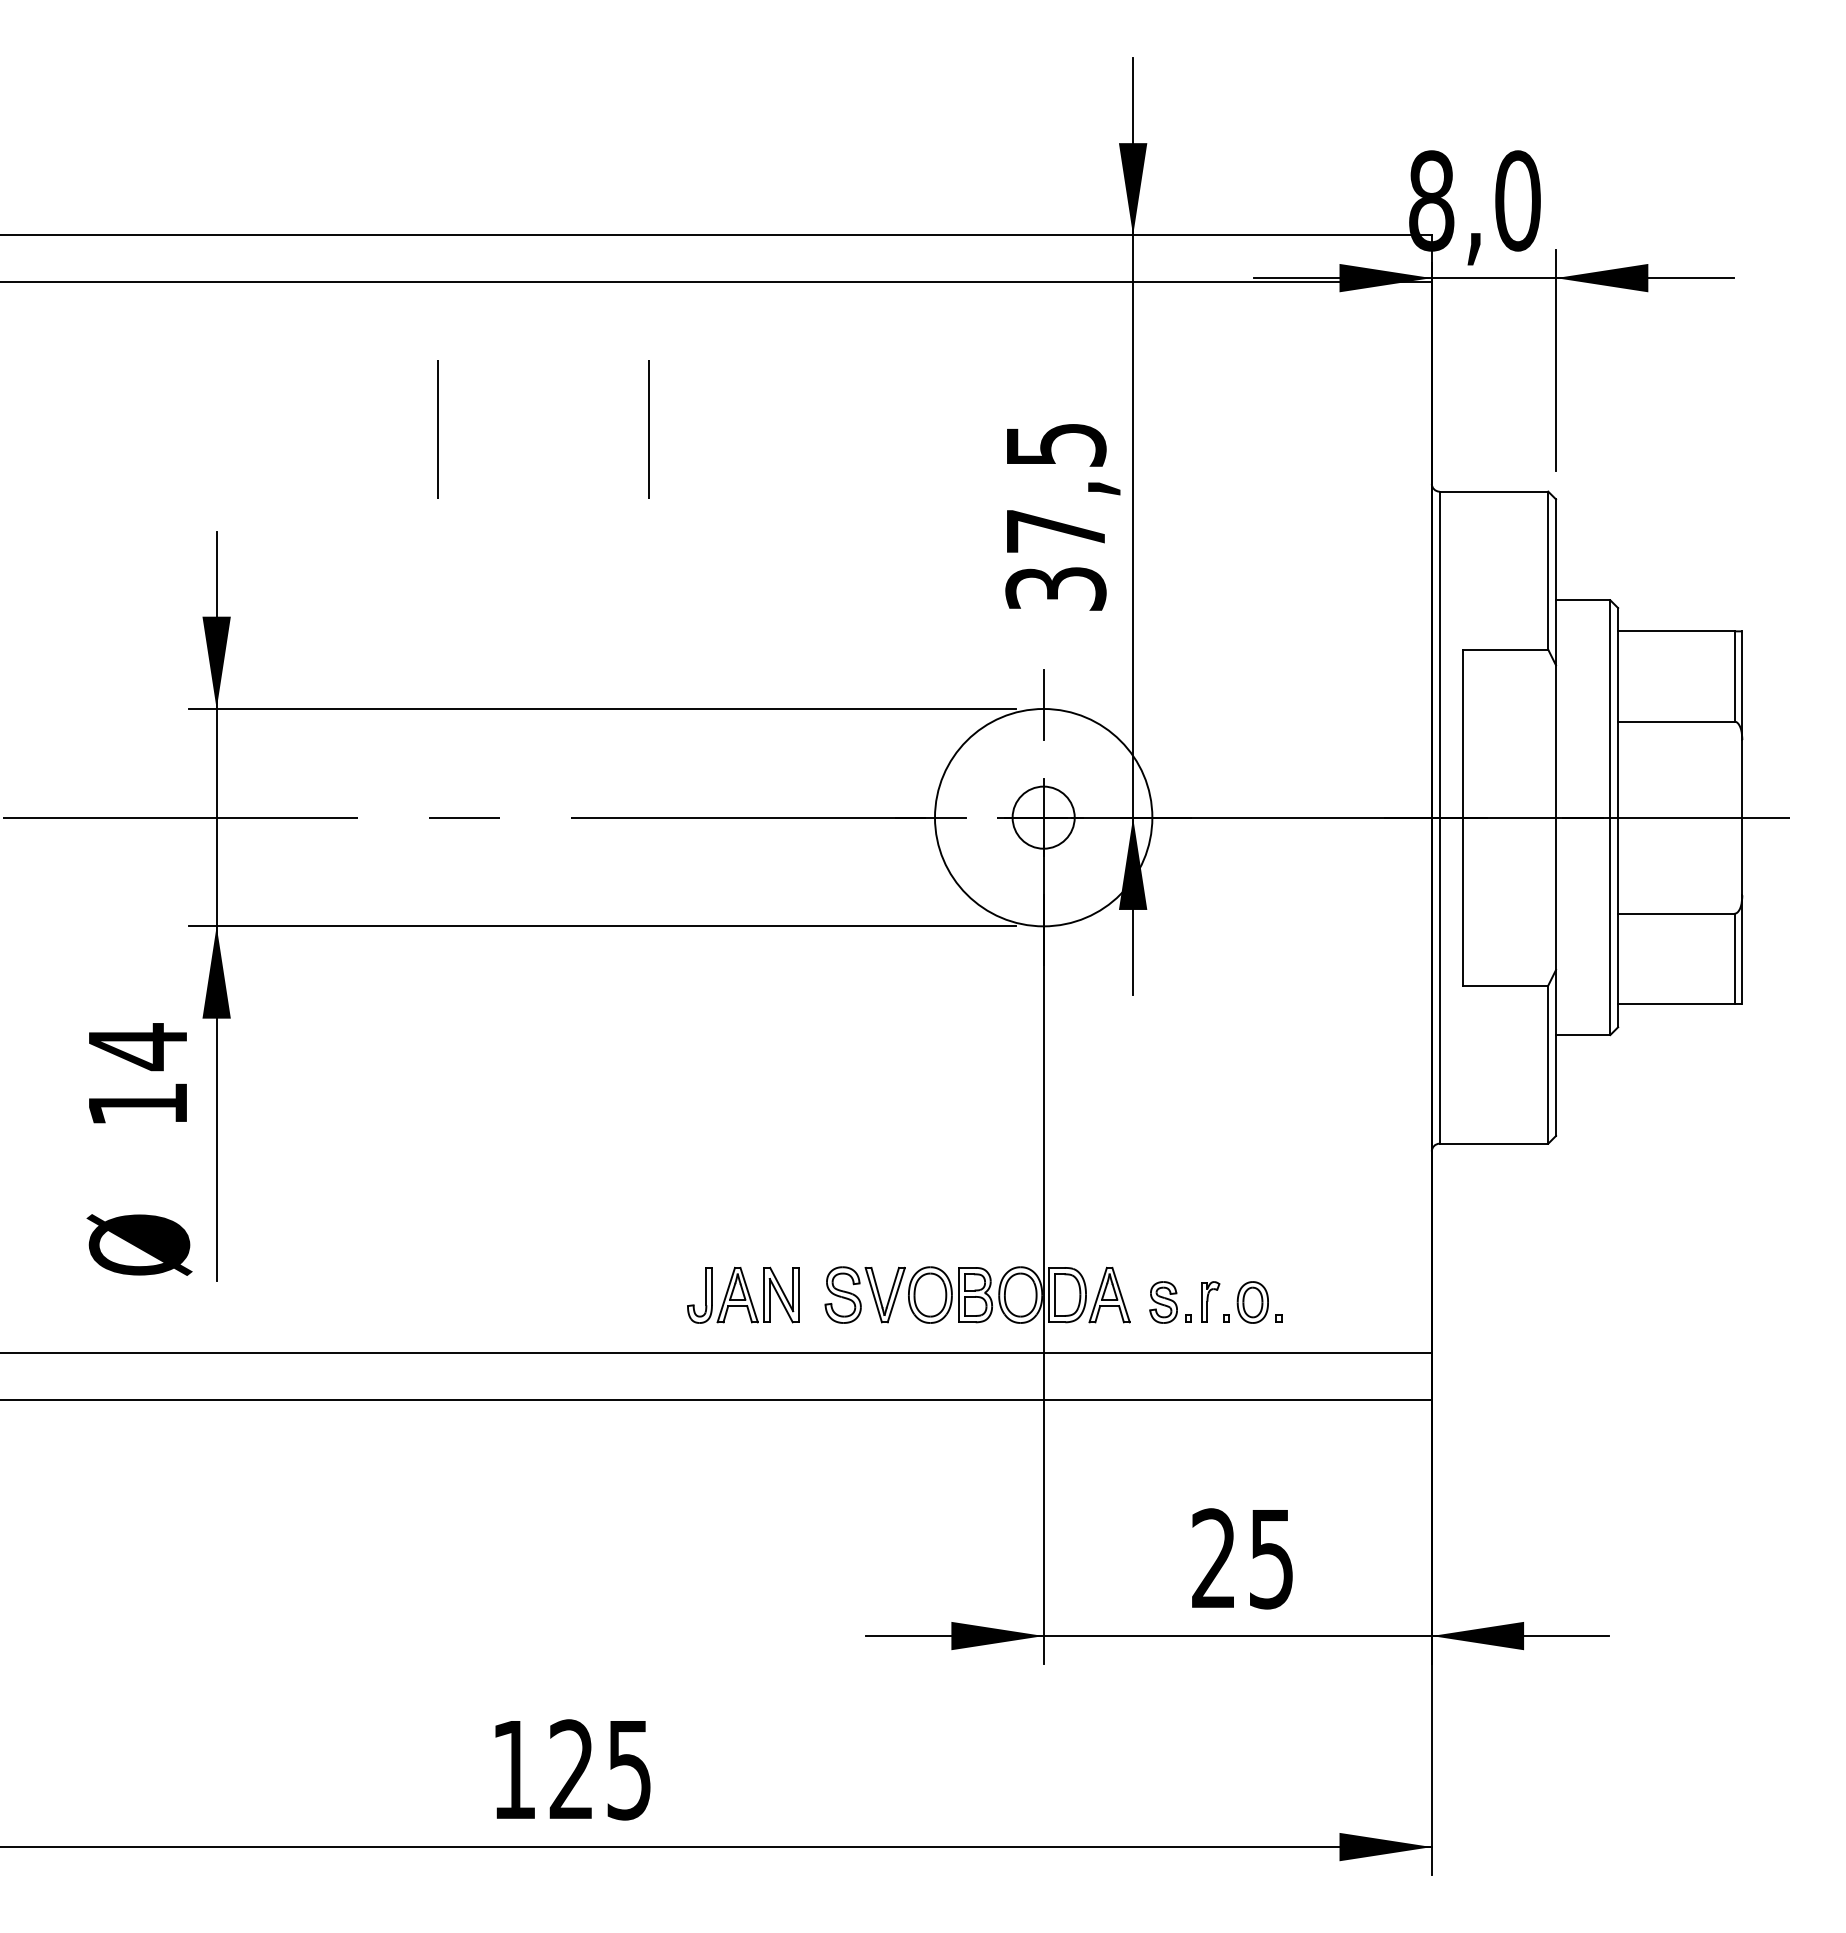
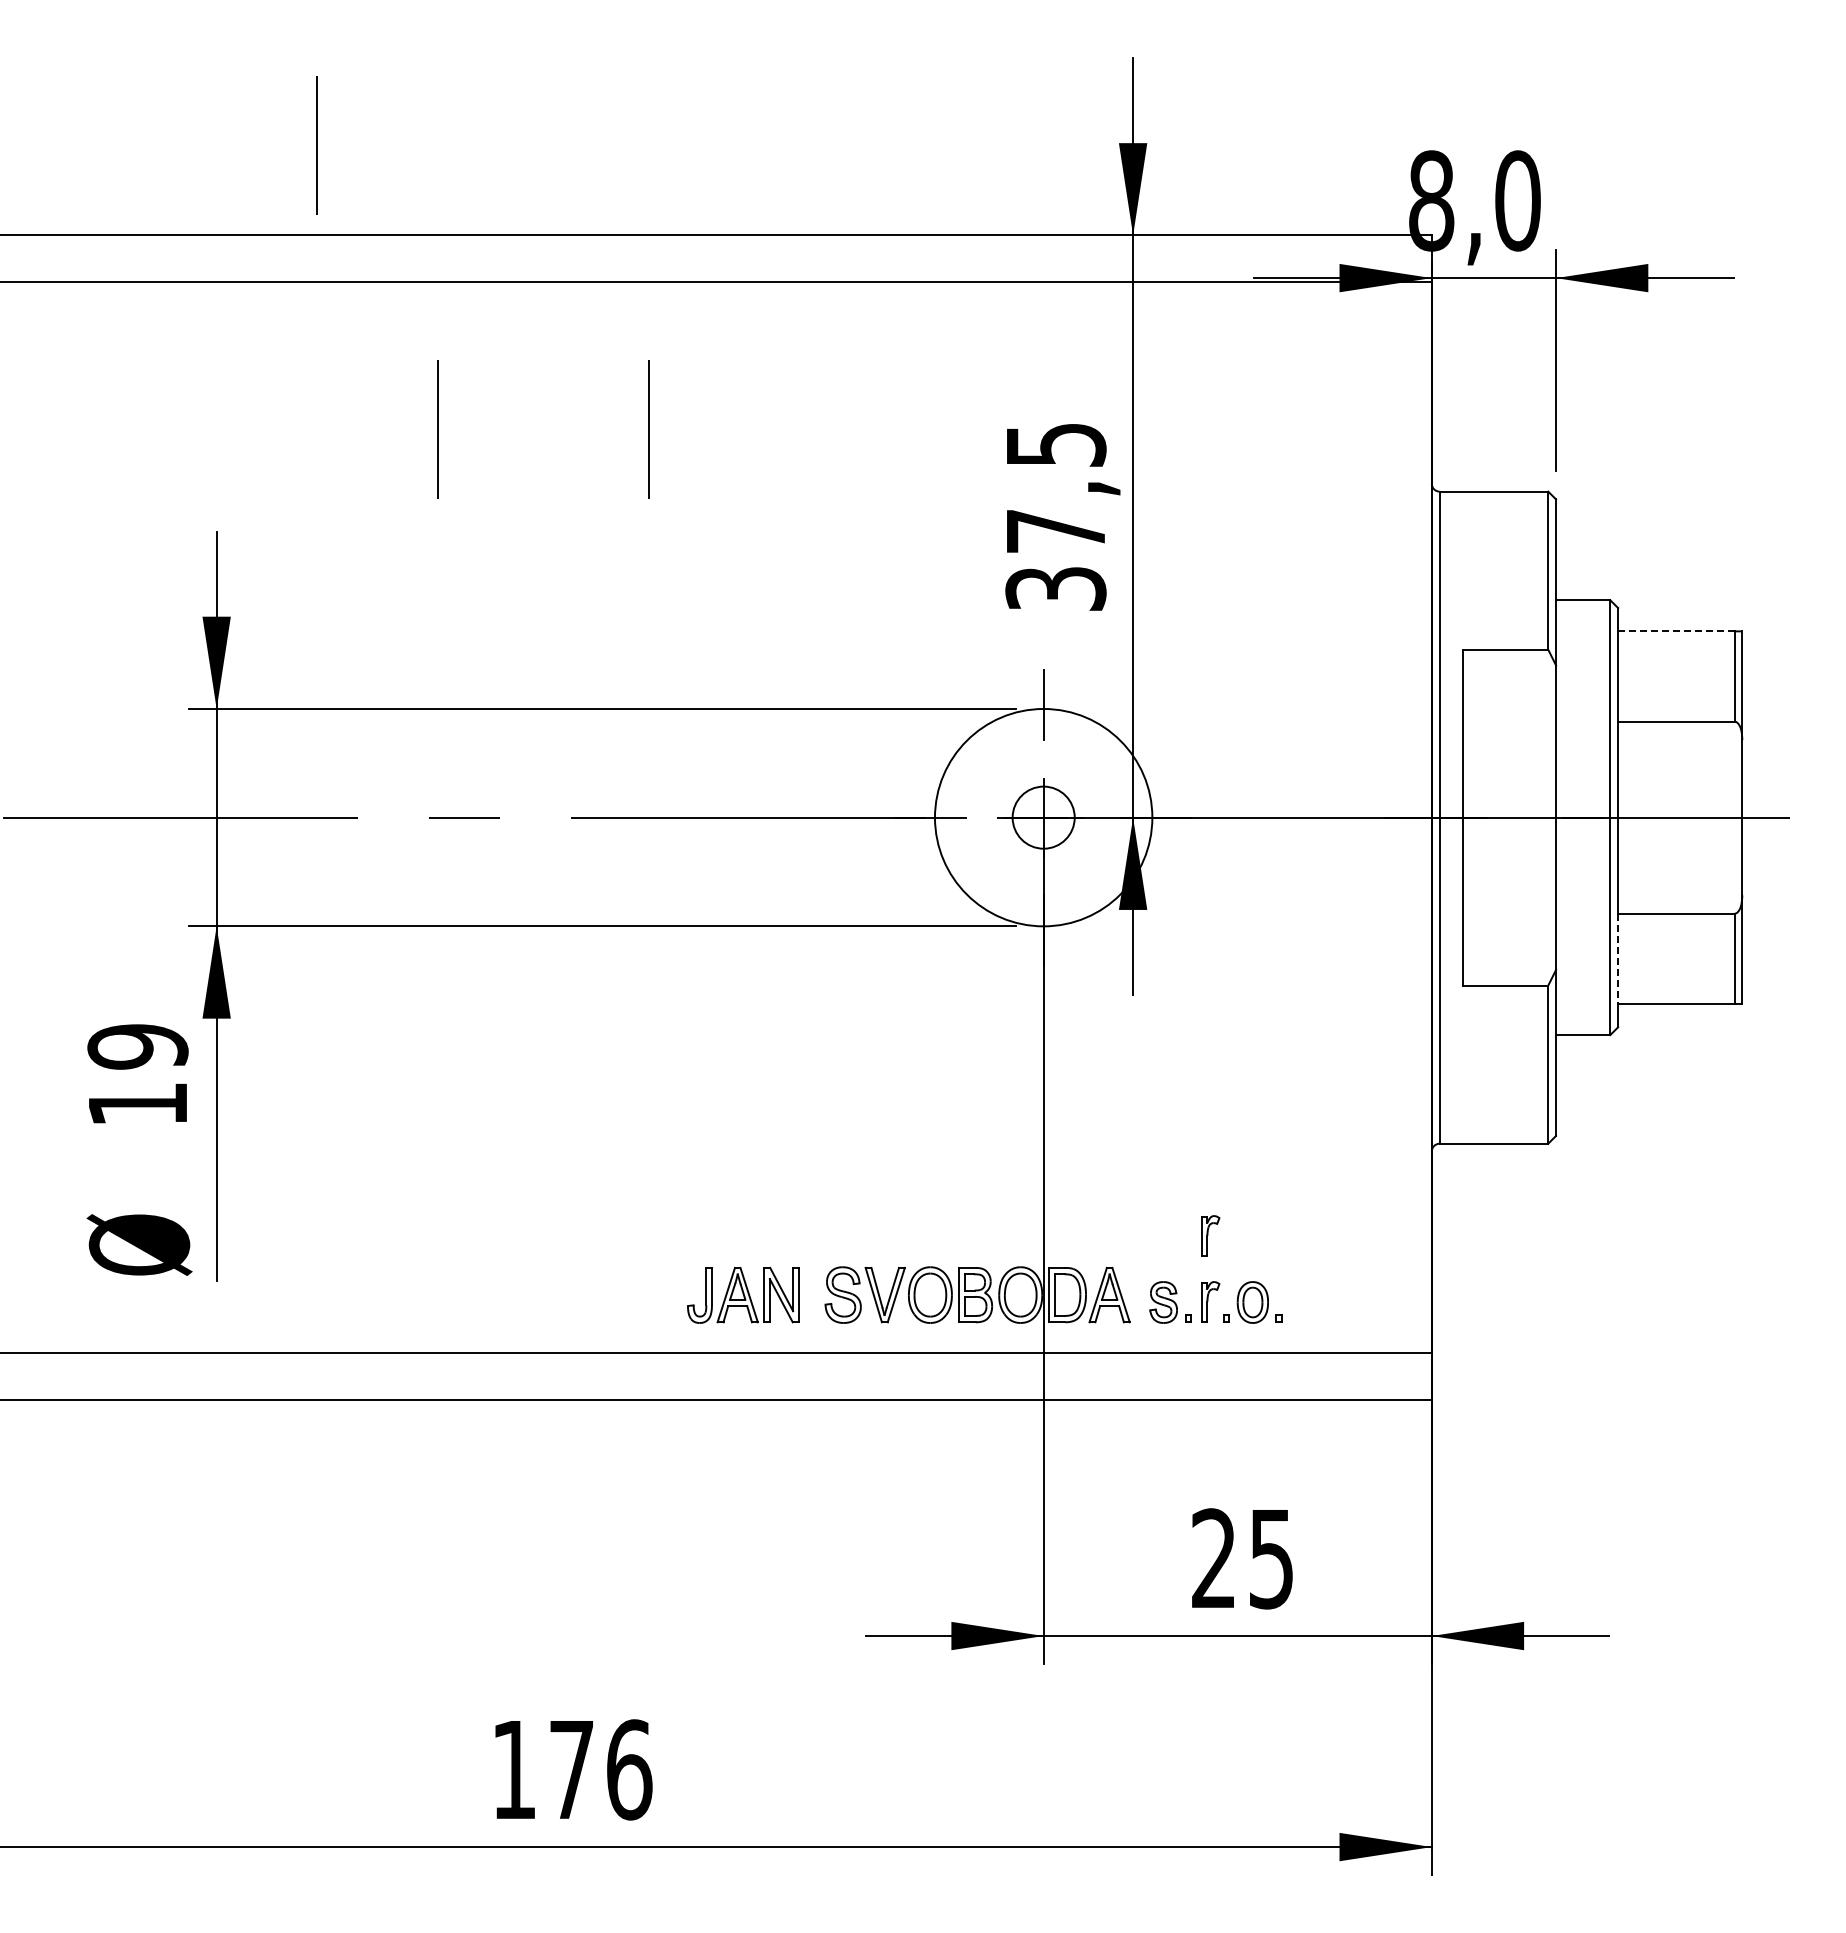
line: none -> present (316, 145)
line: solid -> dashed (1676, 631)
line: solid -> dashed (1618, 959)
text: 14 -> 19 (137, 1047)
part: none -> present (1210, 1235)
text: 125 -> 176 (600, 1769)
